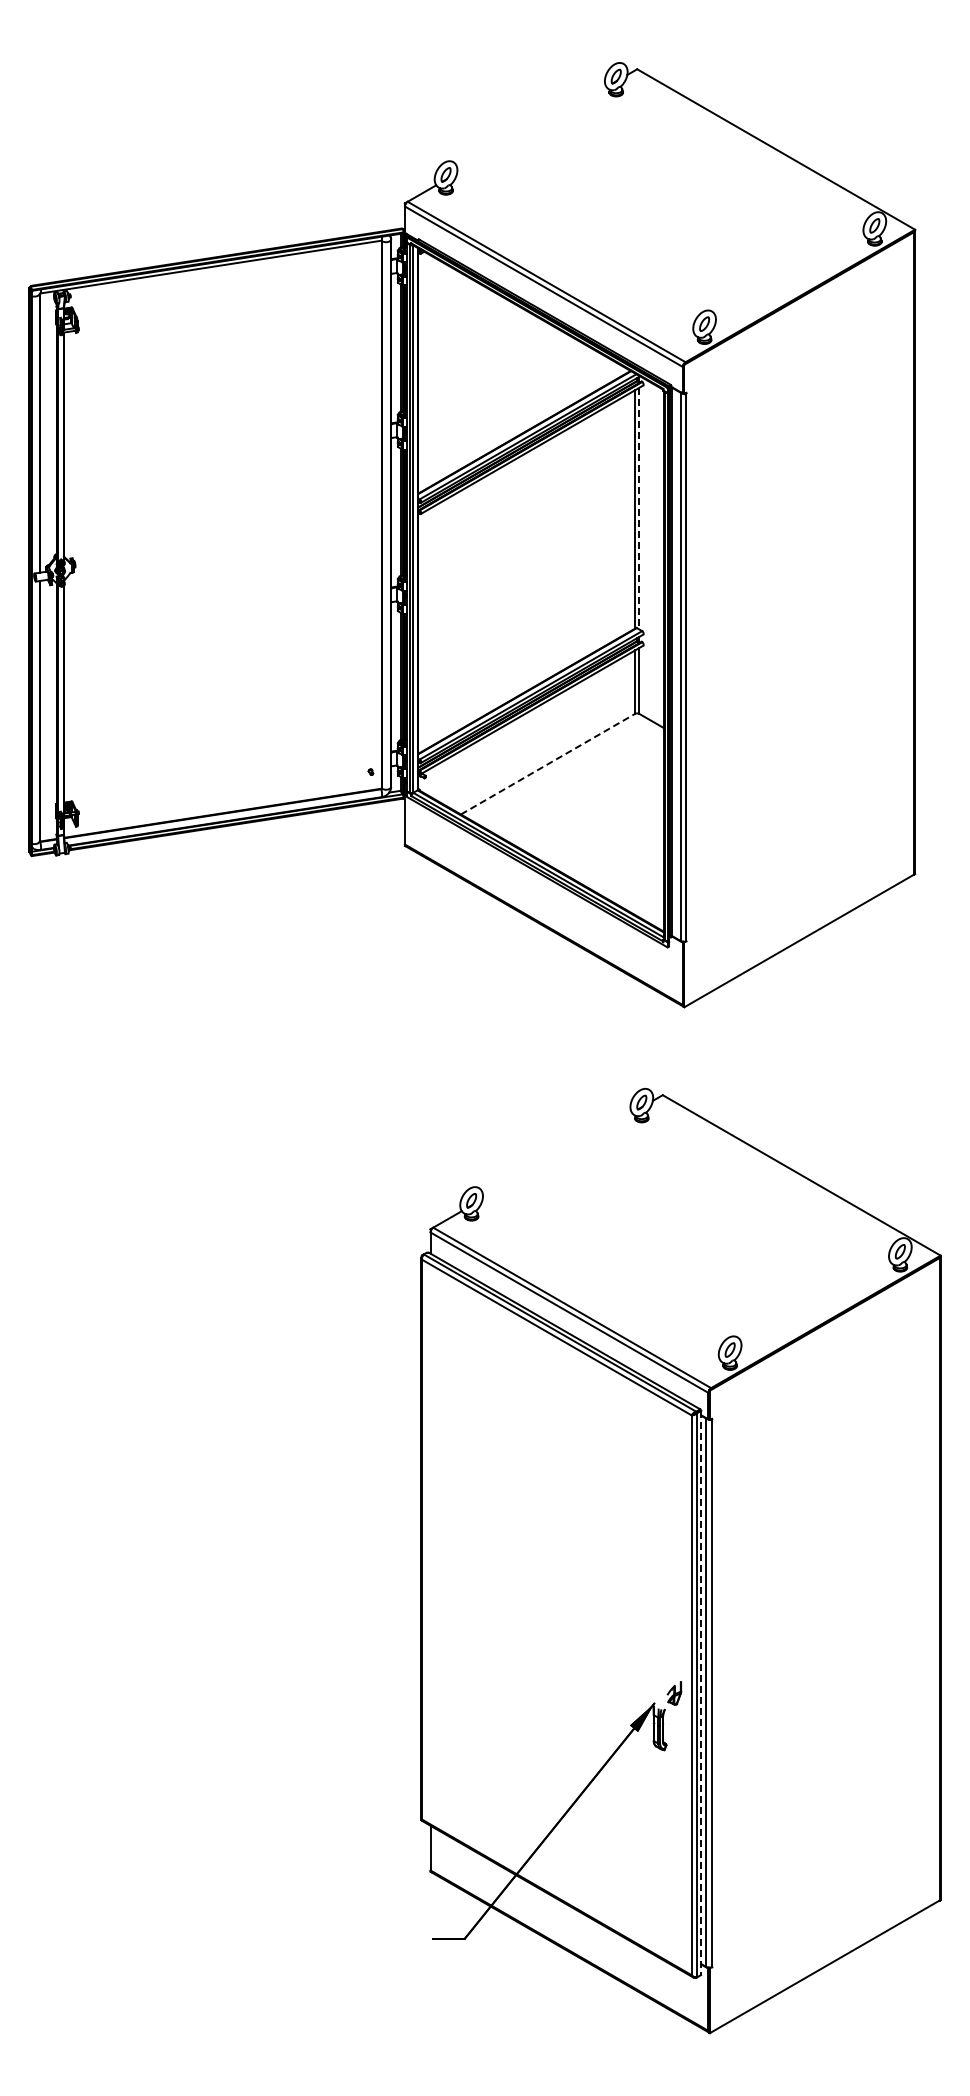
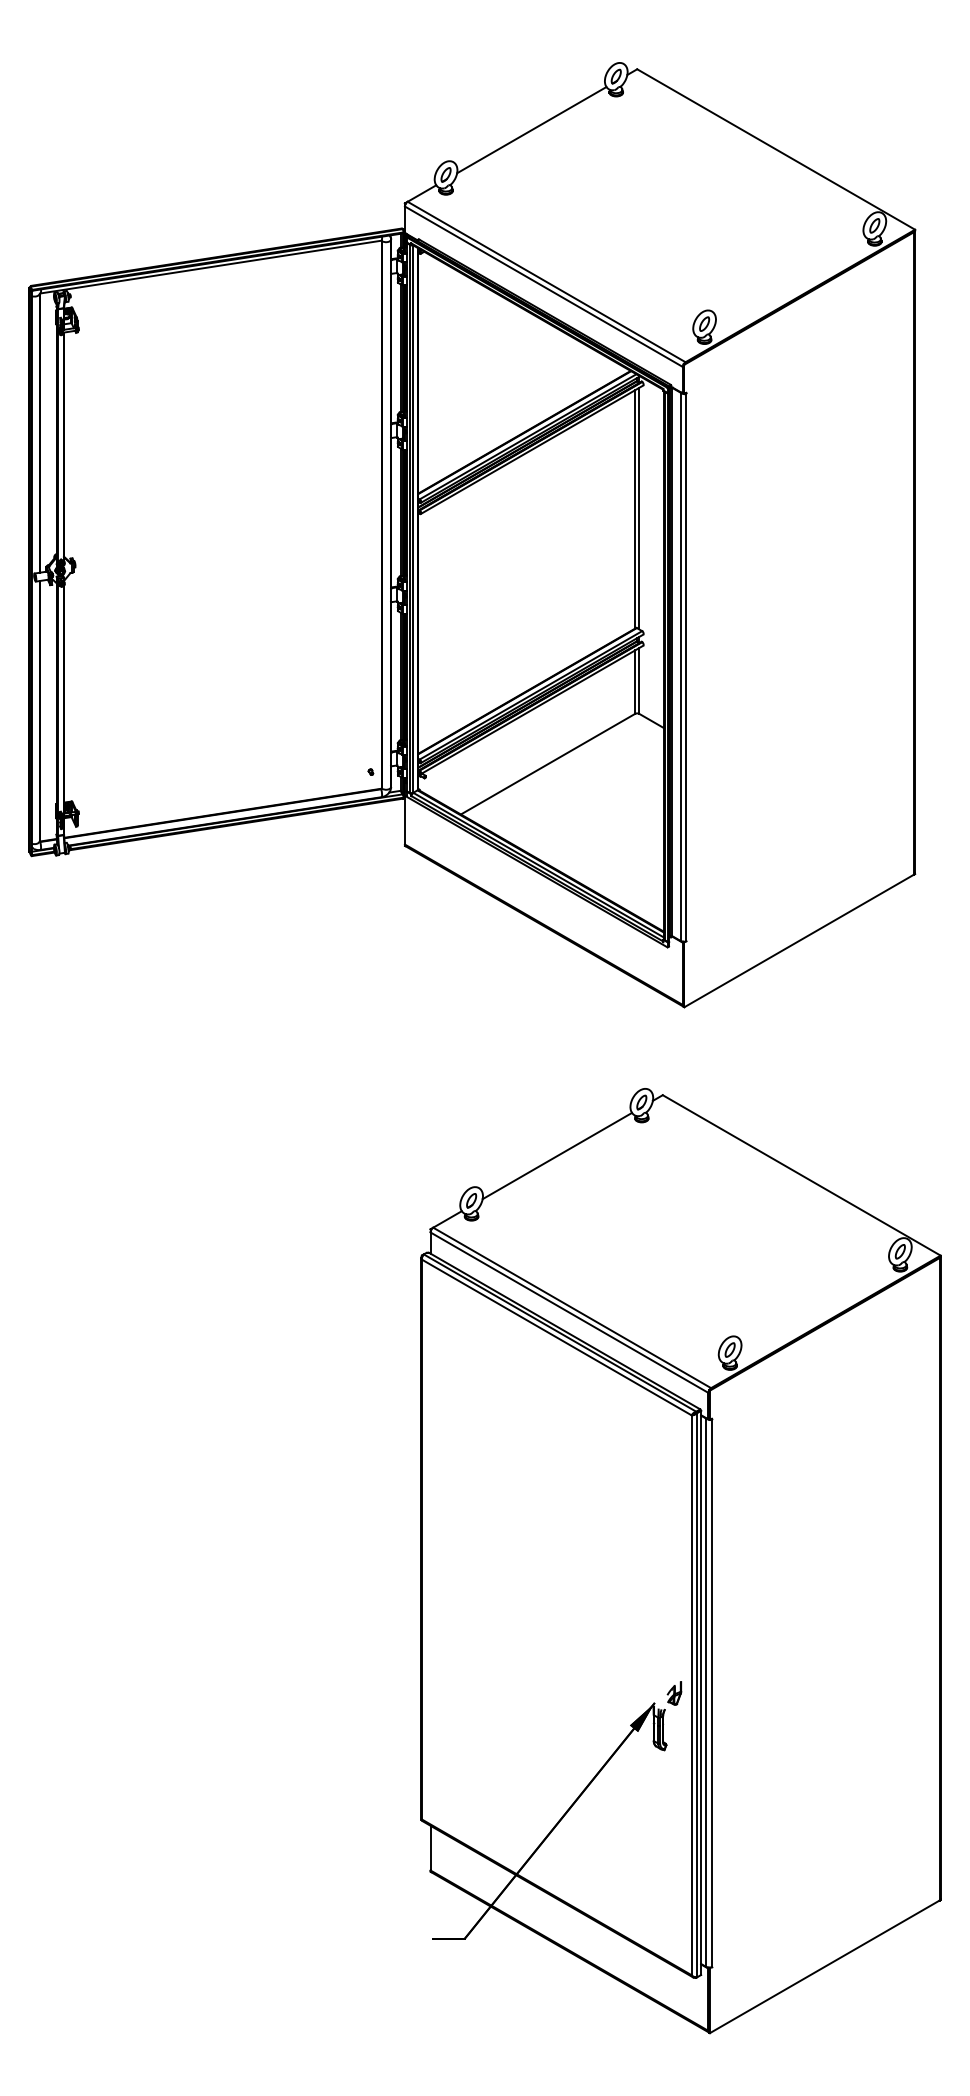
line: none -> present (531, 130)
line: dashed -> solid (639, 508)
line: dashed -> solid (548, 764)
line: none -> present (557, 1155)
line: dashed -> solid (701, 1693)
